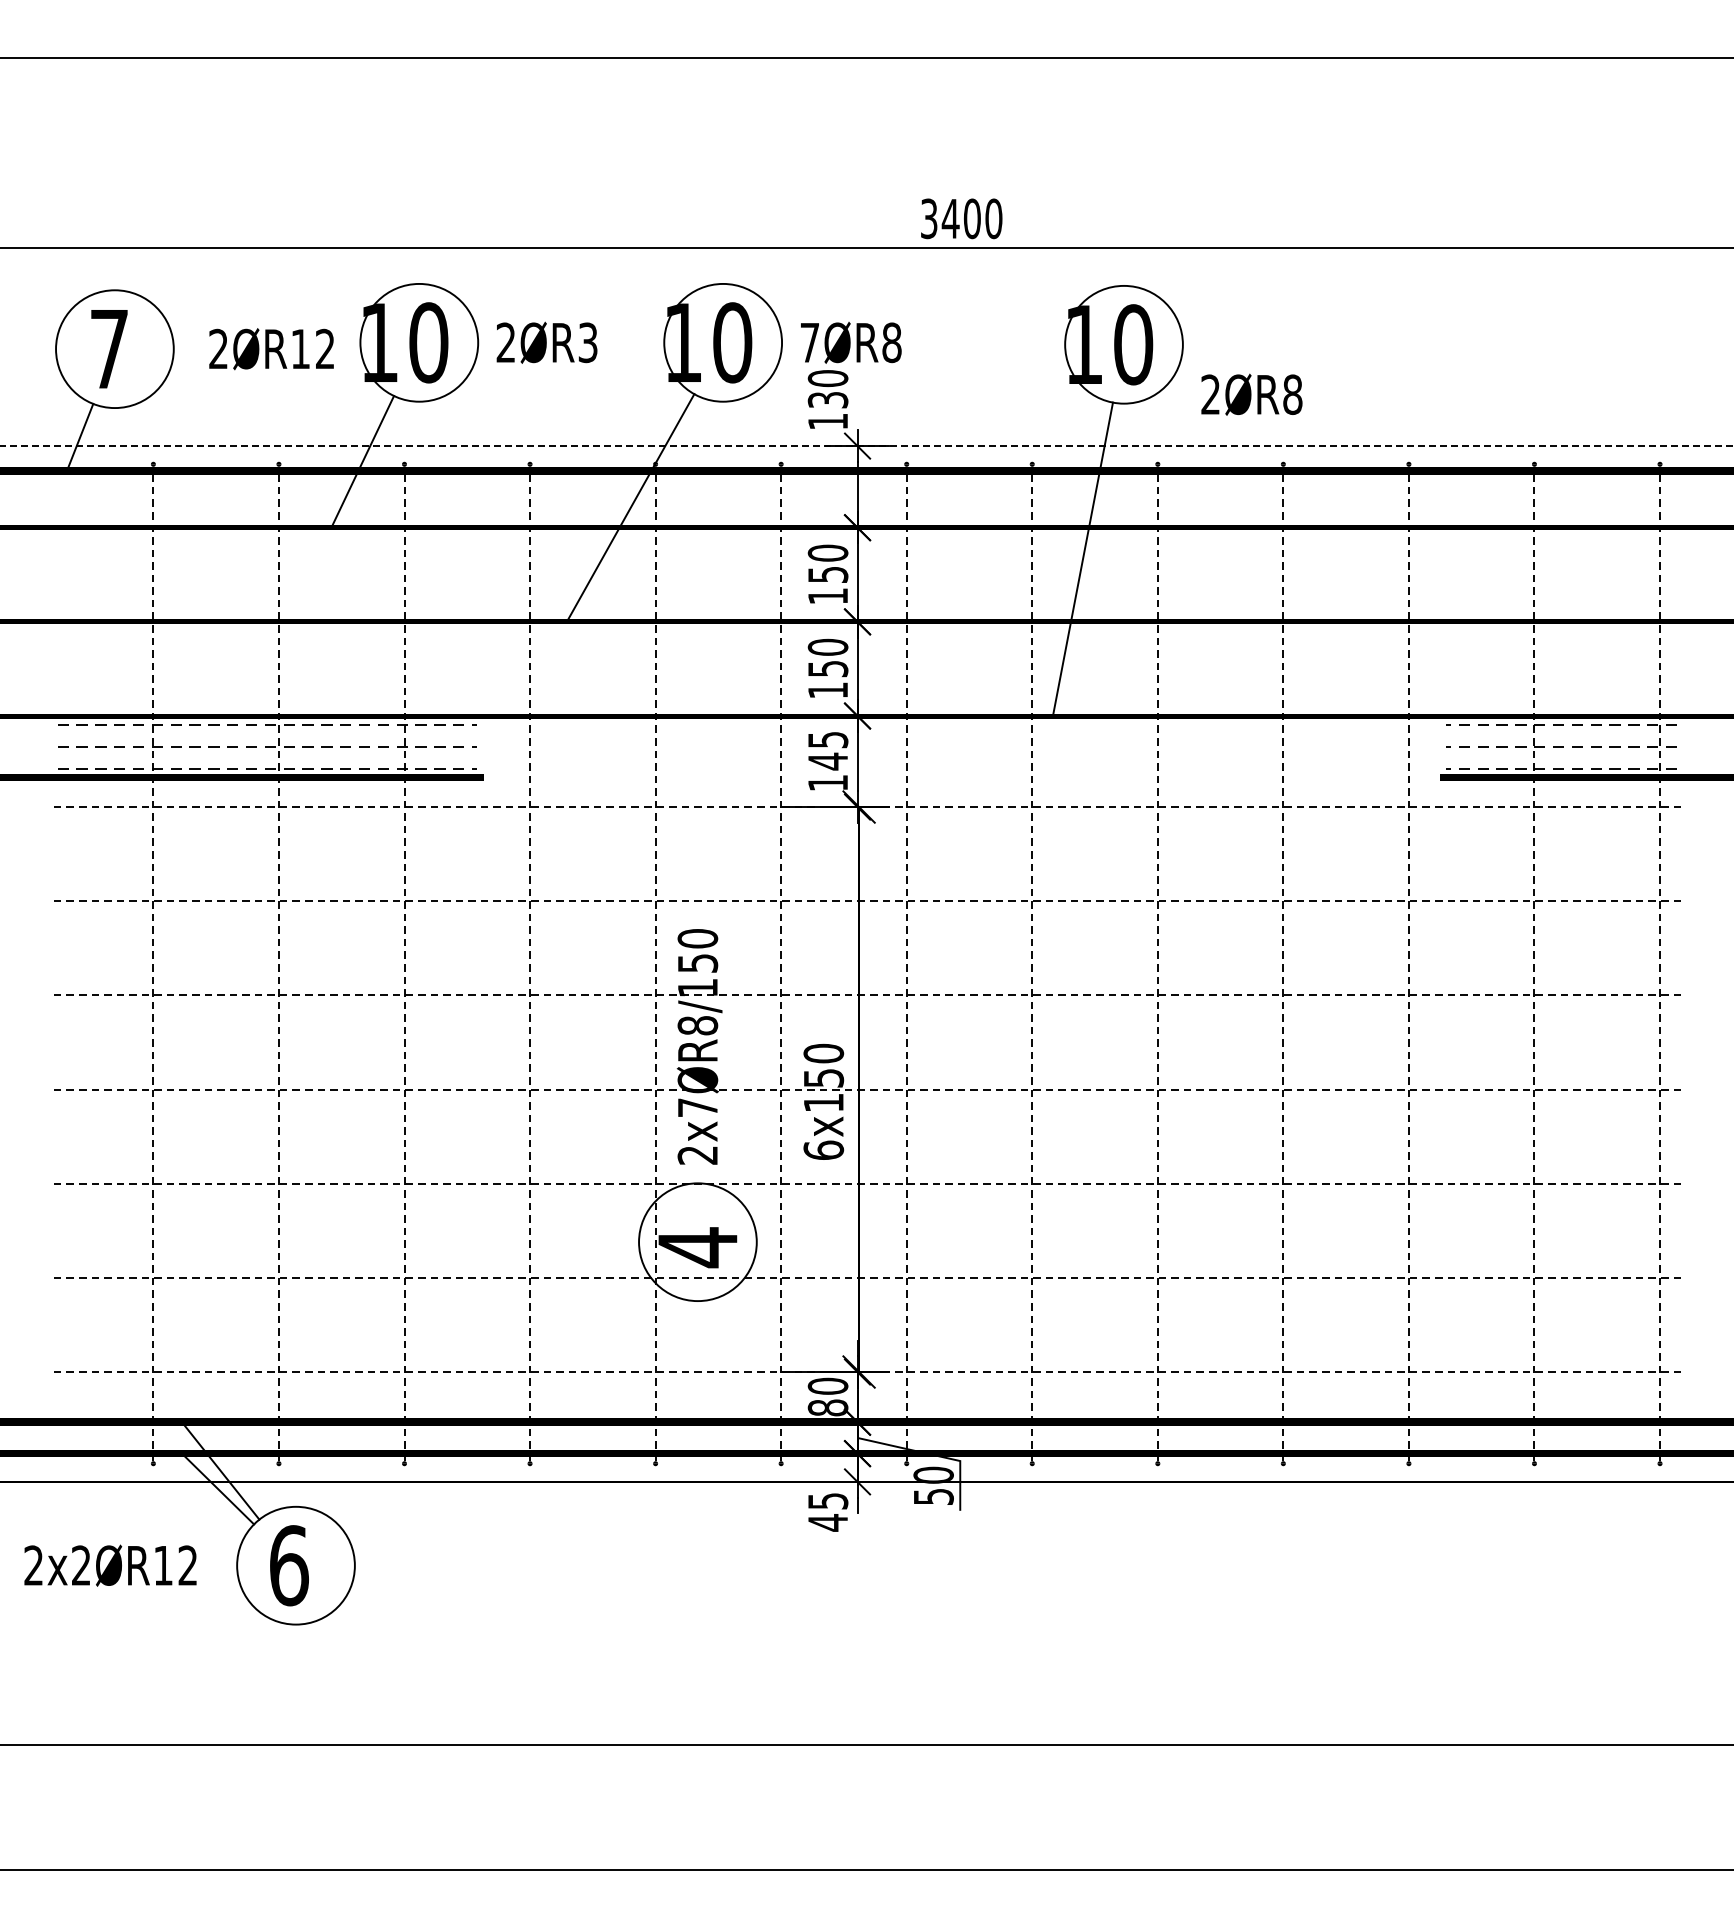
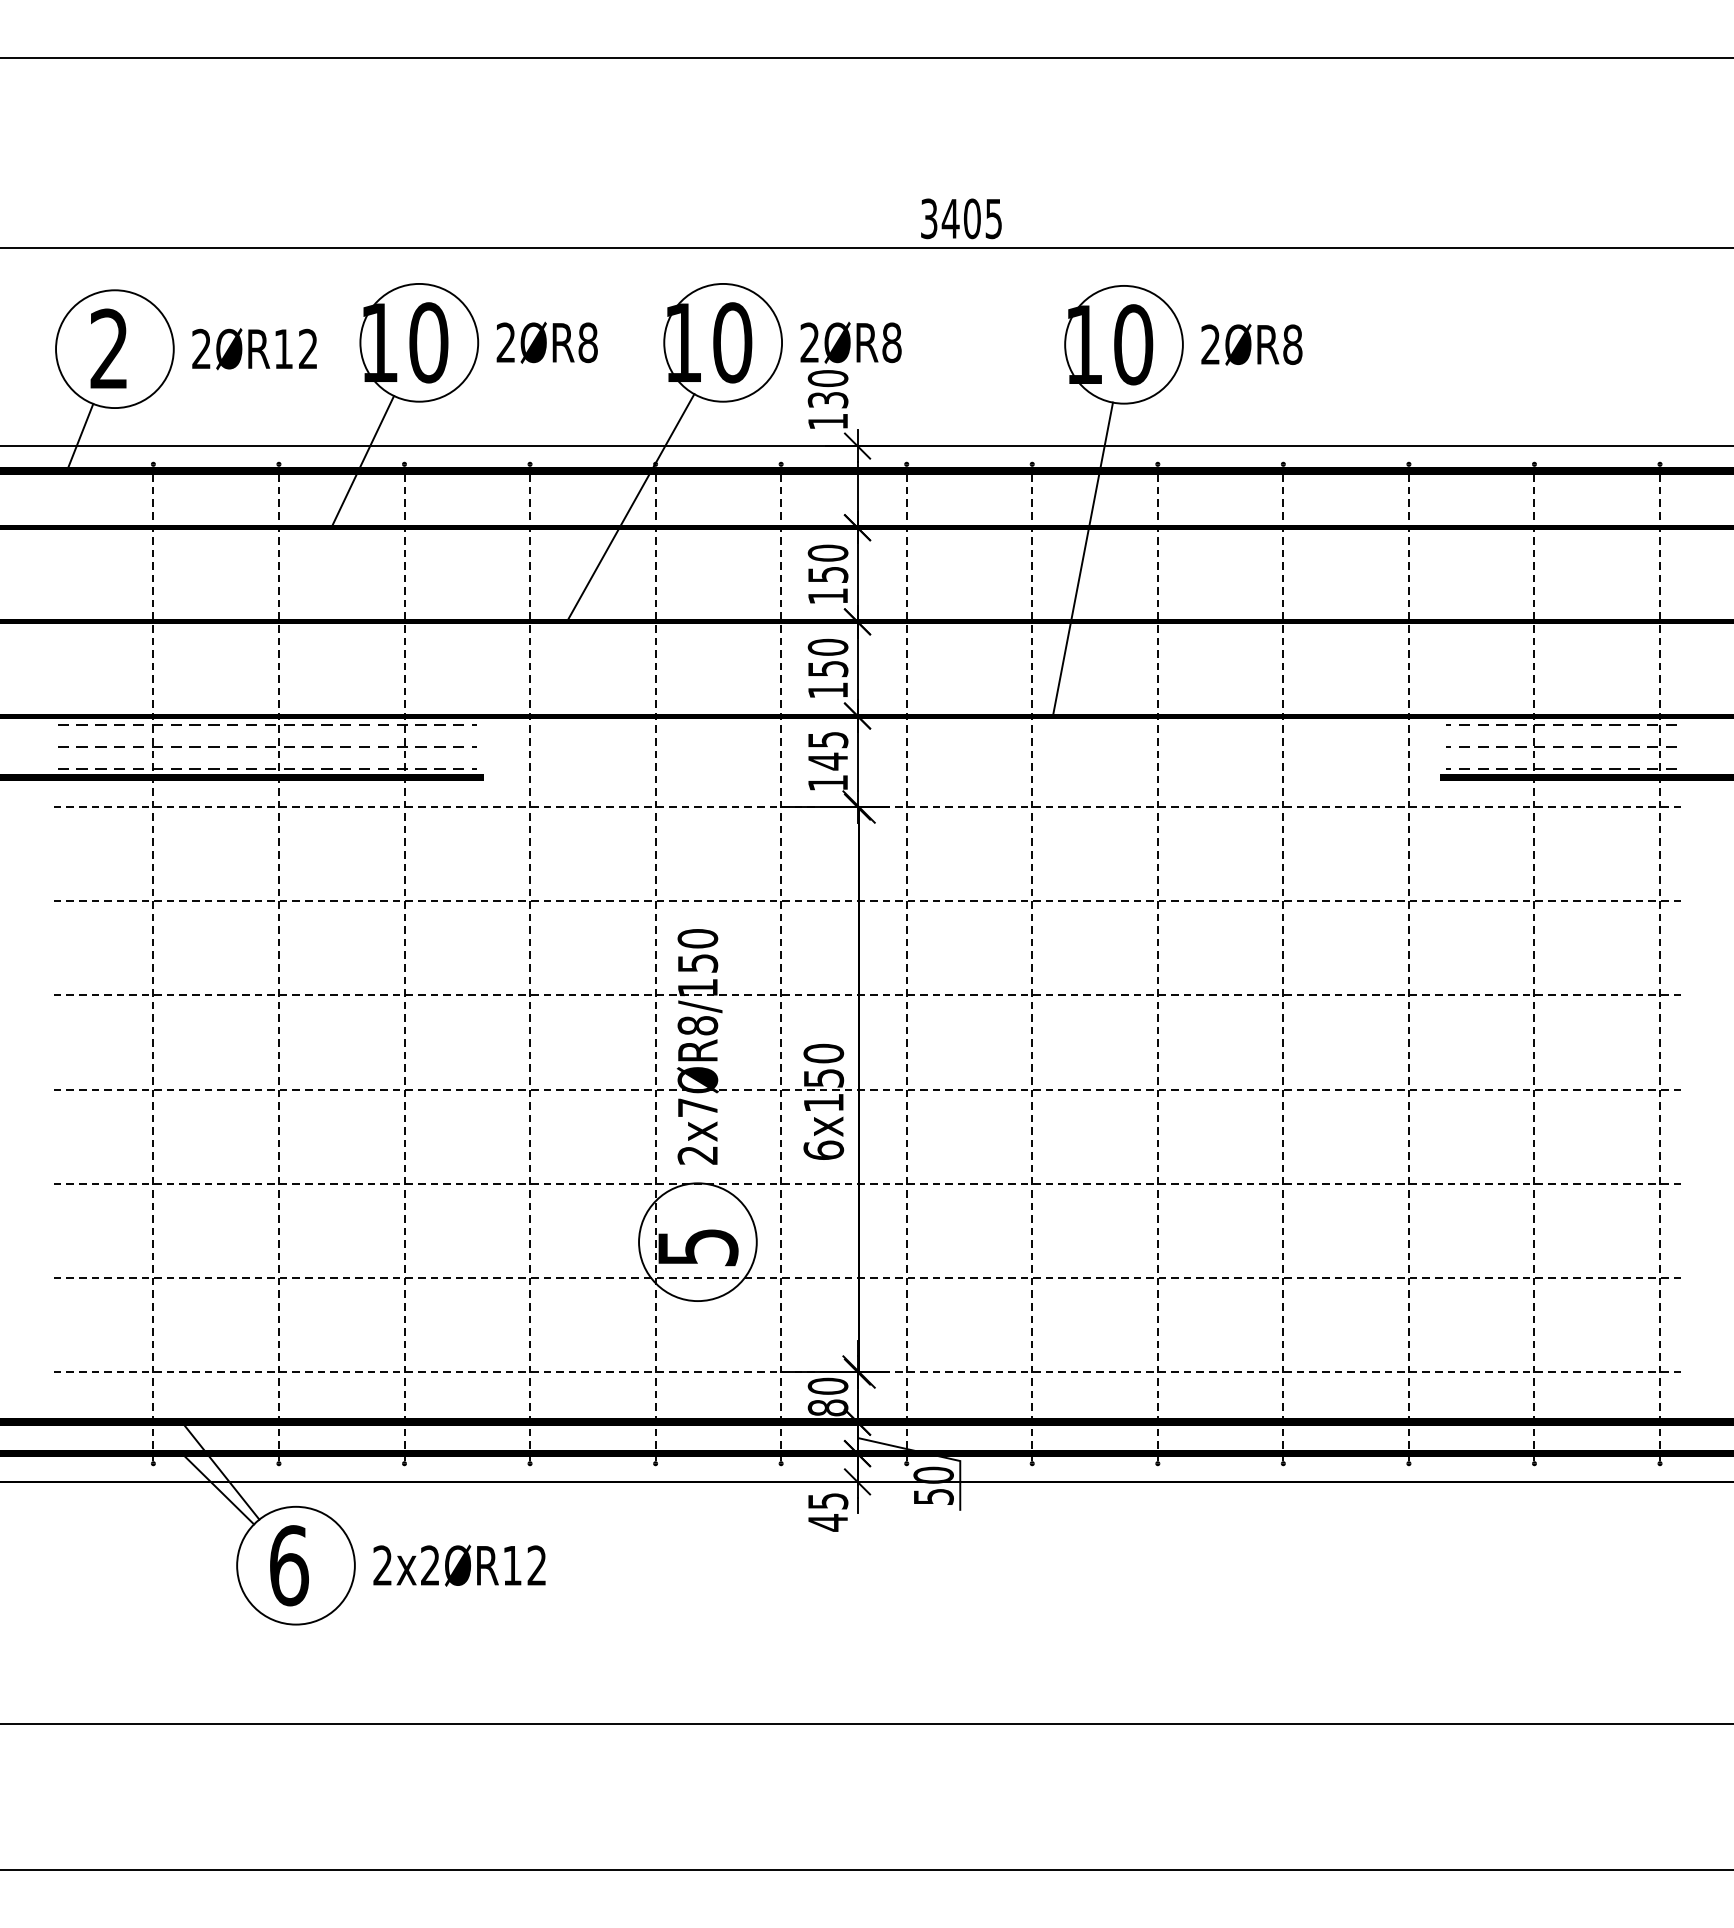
text: 3400 -> 3405 (993, 218)
text: 2ØR3 -> 2ØR8 (587, 342)
text: 7ØR8 -> 2ØR8 (809, 342)
text: 7 -> 2 (108, 348)
text position: (271, 349) -> (254, 349) (254, 349)
text position: (1251, 394) -> (1251, 344) (1251, 344)
line: dashed -> solid (867, 446)
text: 4 -> 5 (698, 1247)
text position: (110, 1565) -> (459, 1565) (459, 1565)
line position: (866, 1744) -> (866, 1723) (866, 1723)
